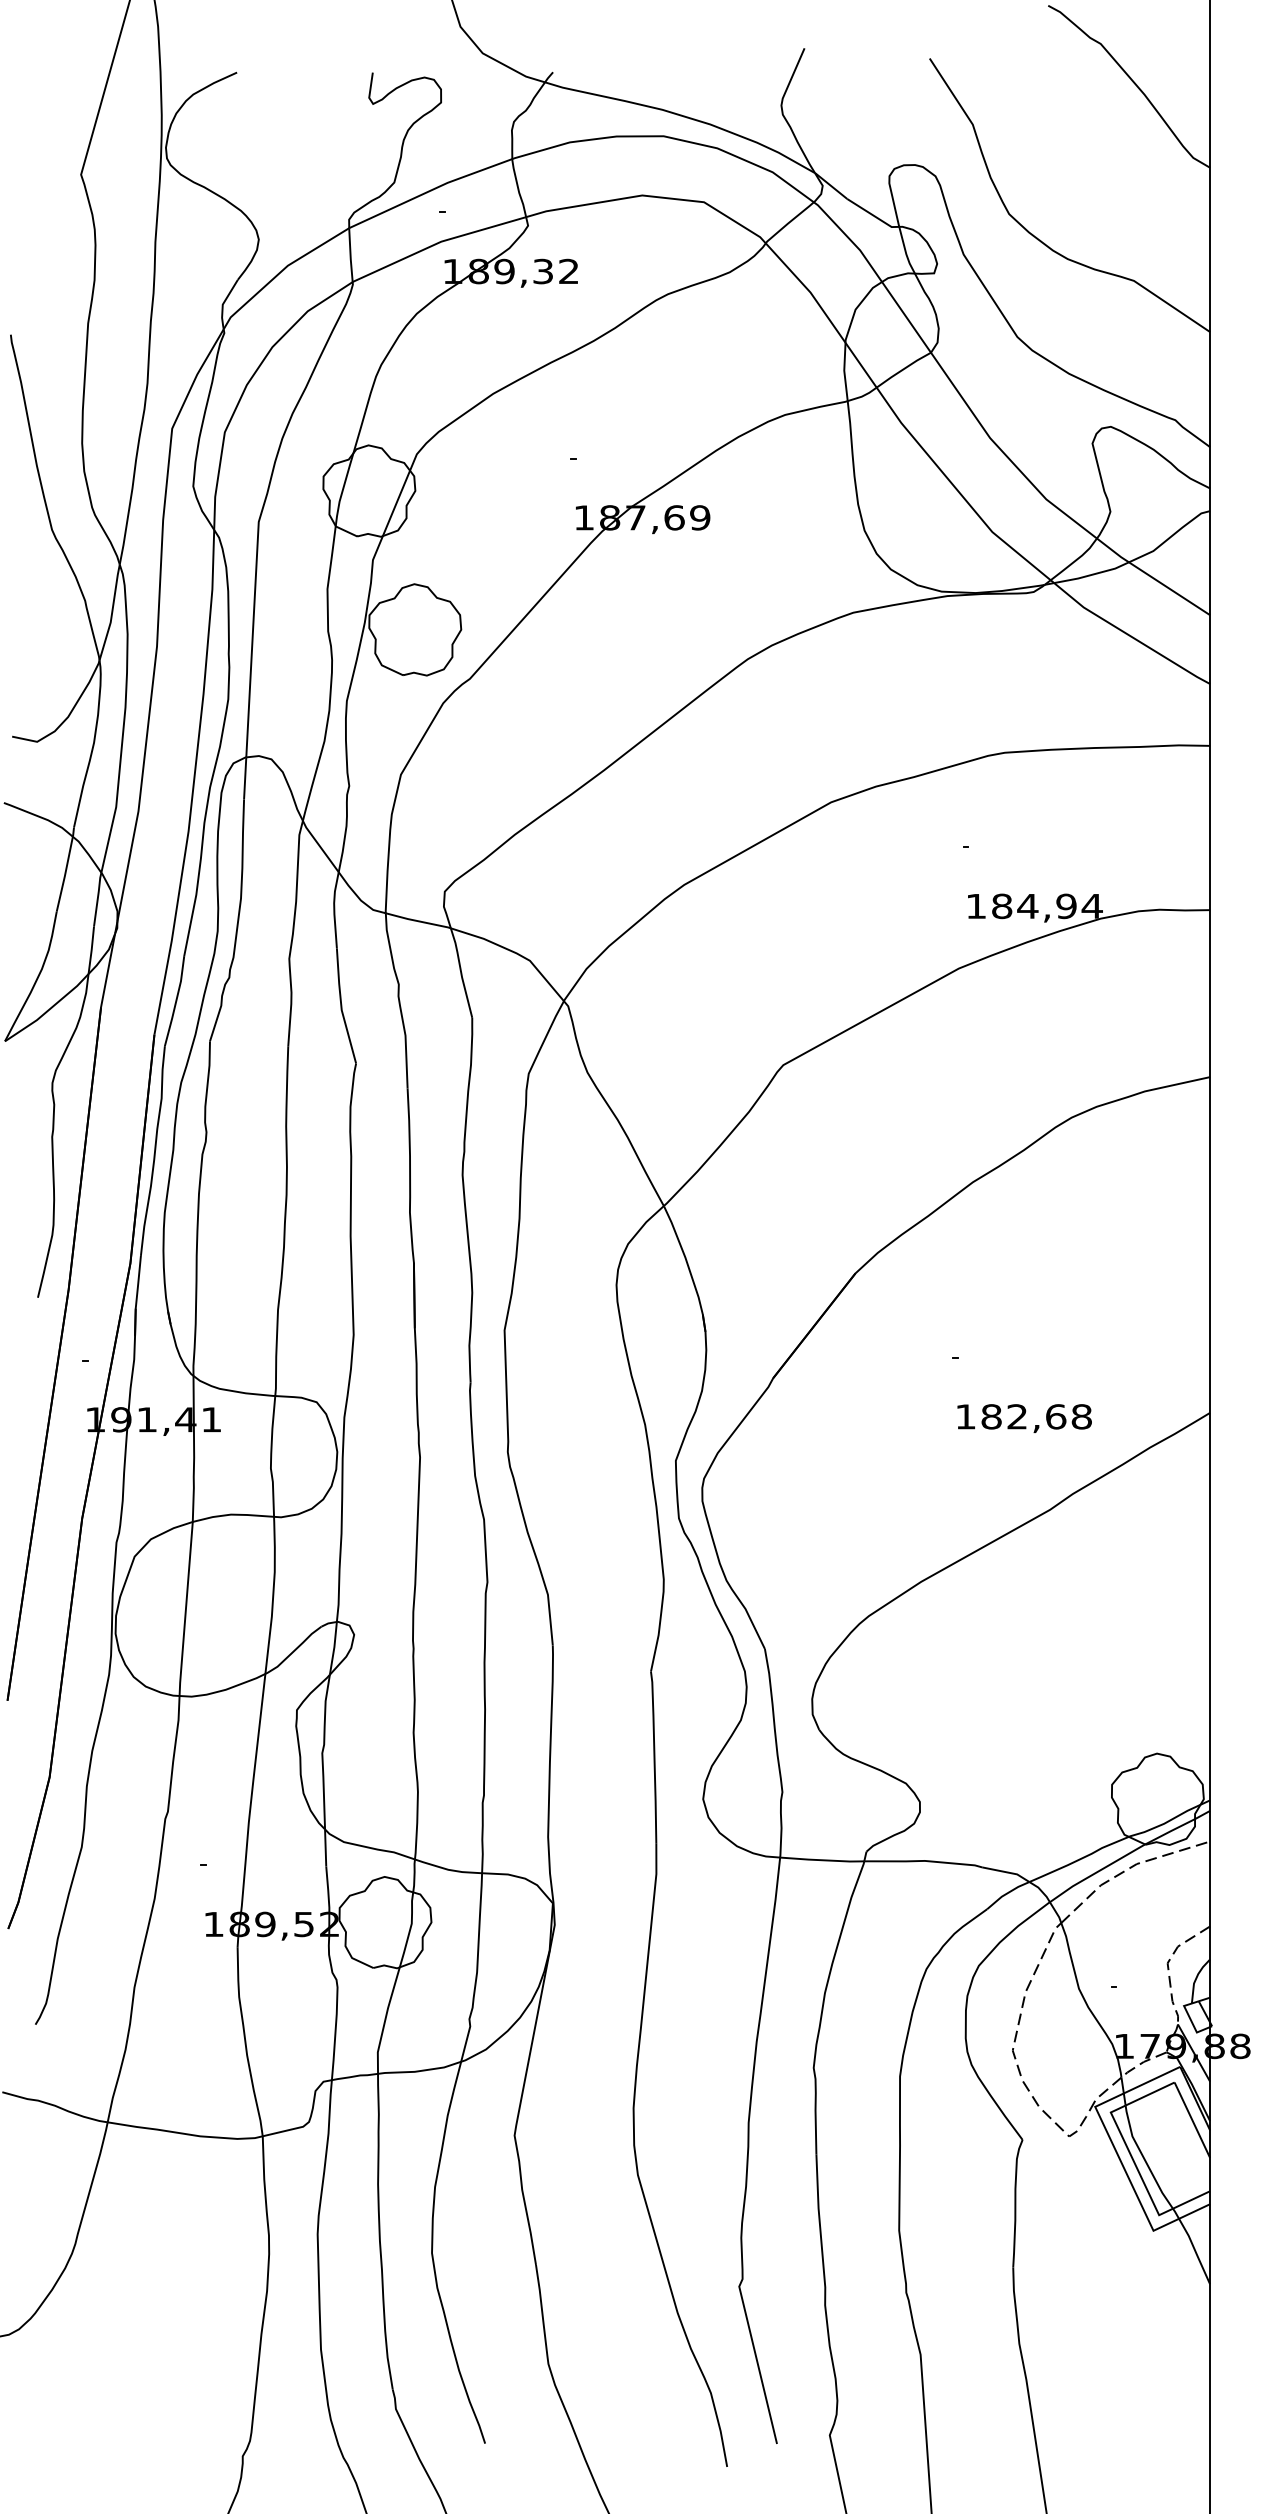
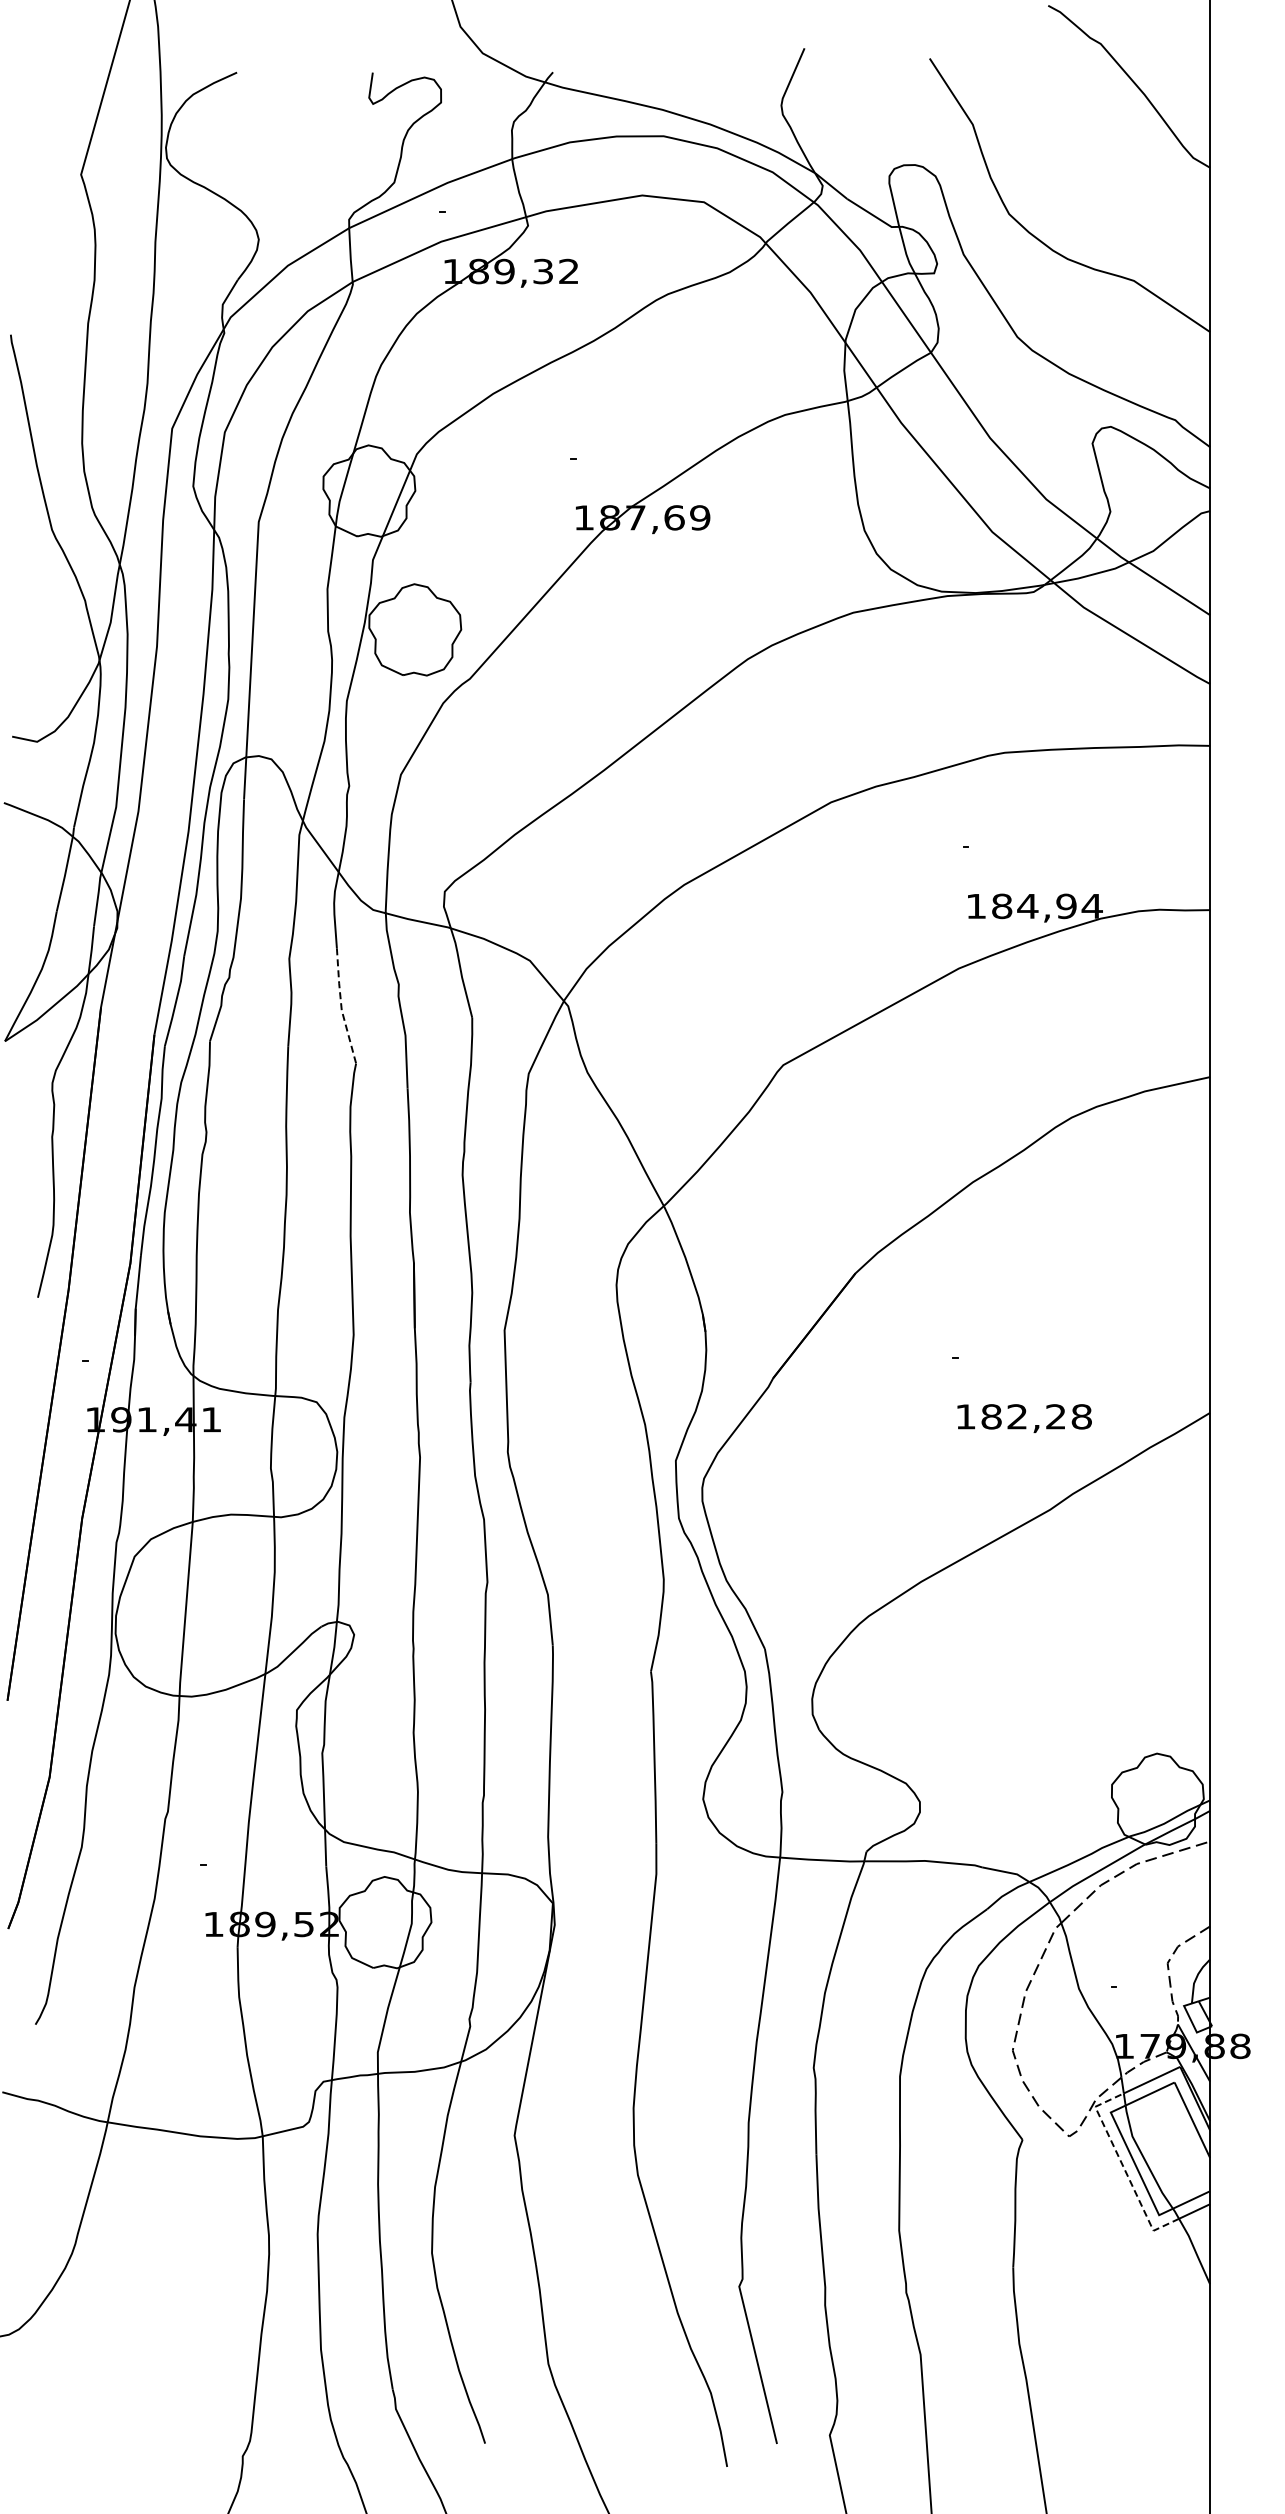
line: solid -> dashed (341, 1007)
text: 182,68 -> 182,28 (1056, 1416)
line: solid -> dashed (1123, 2167)
